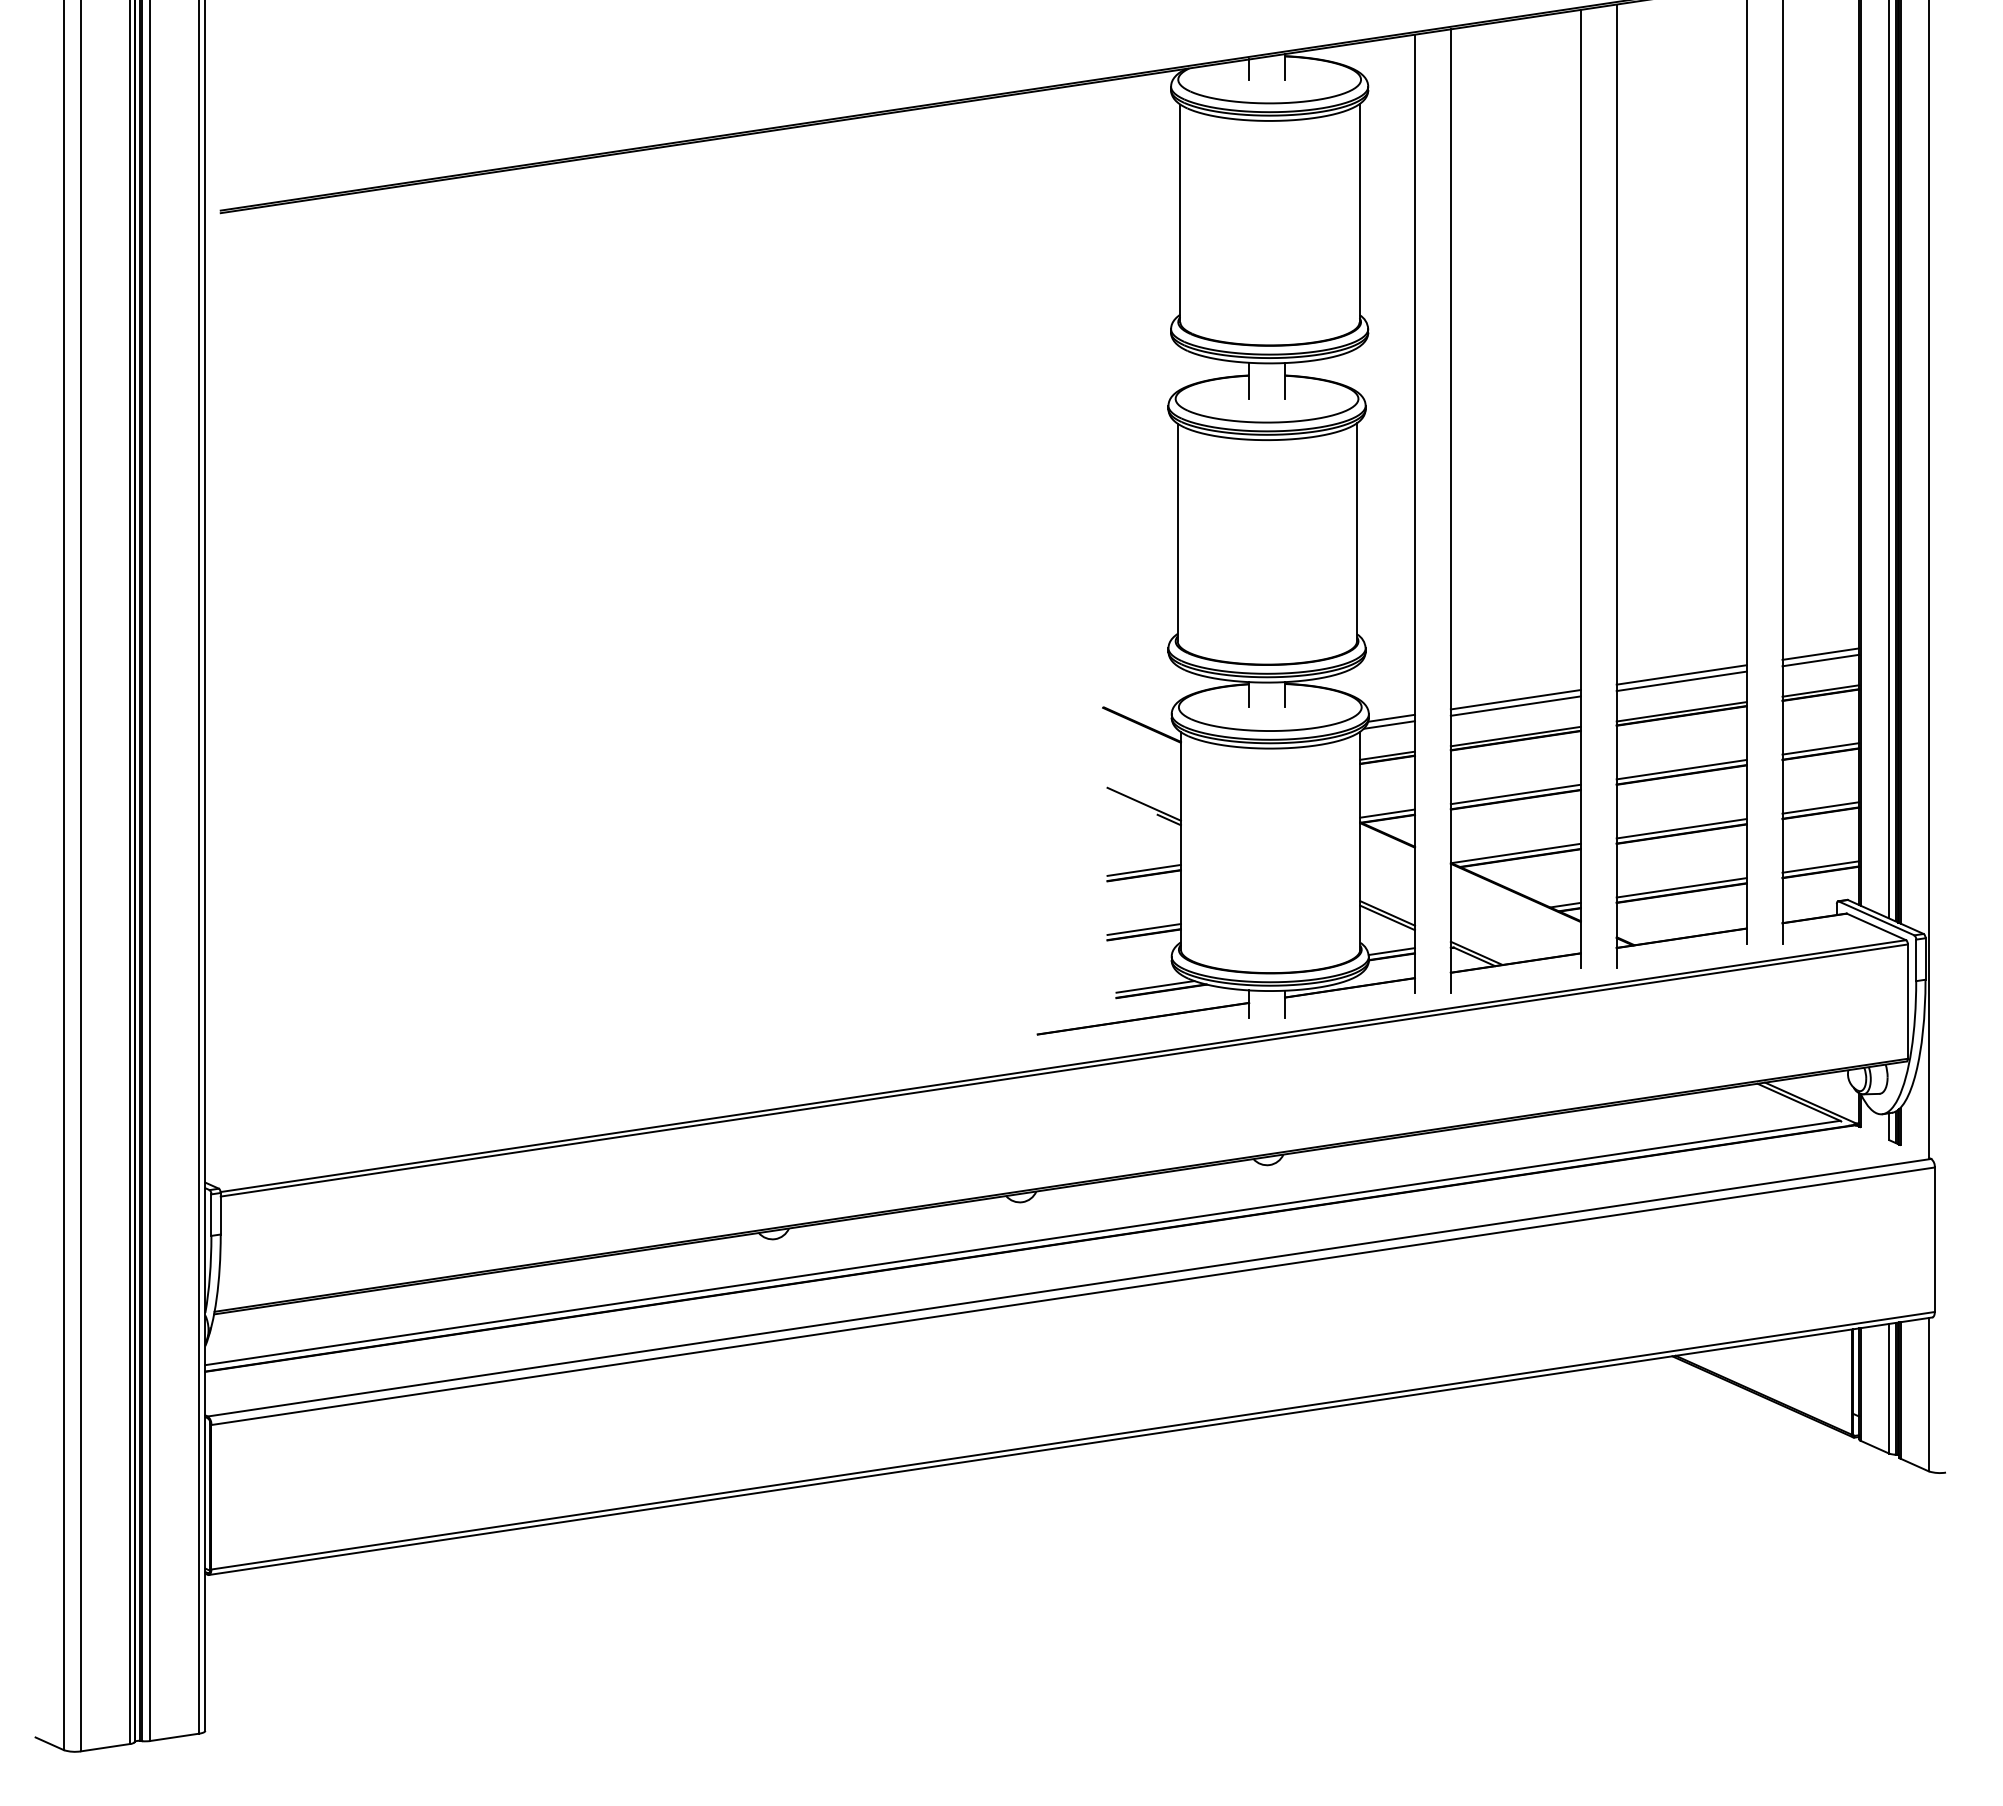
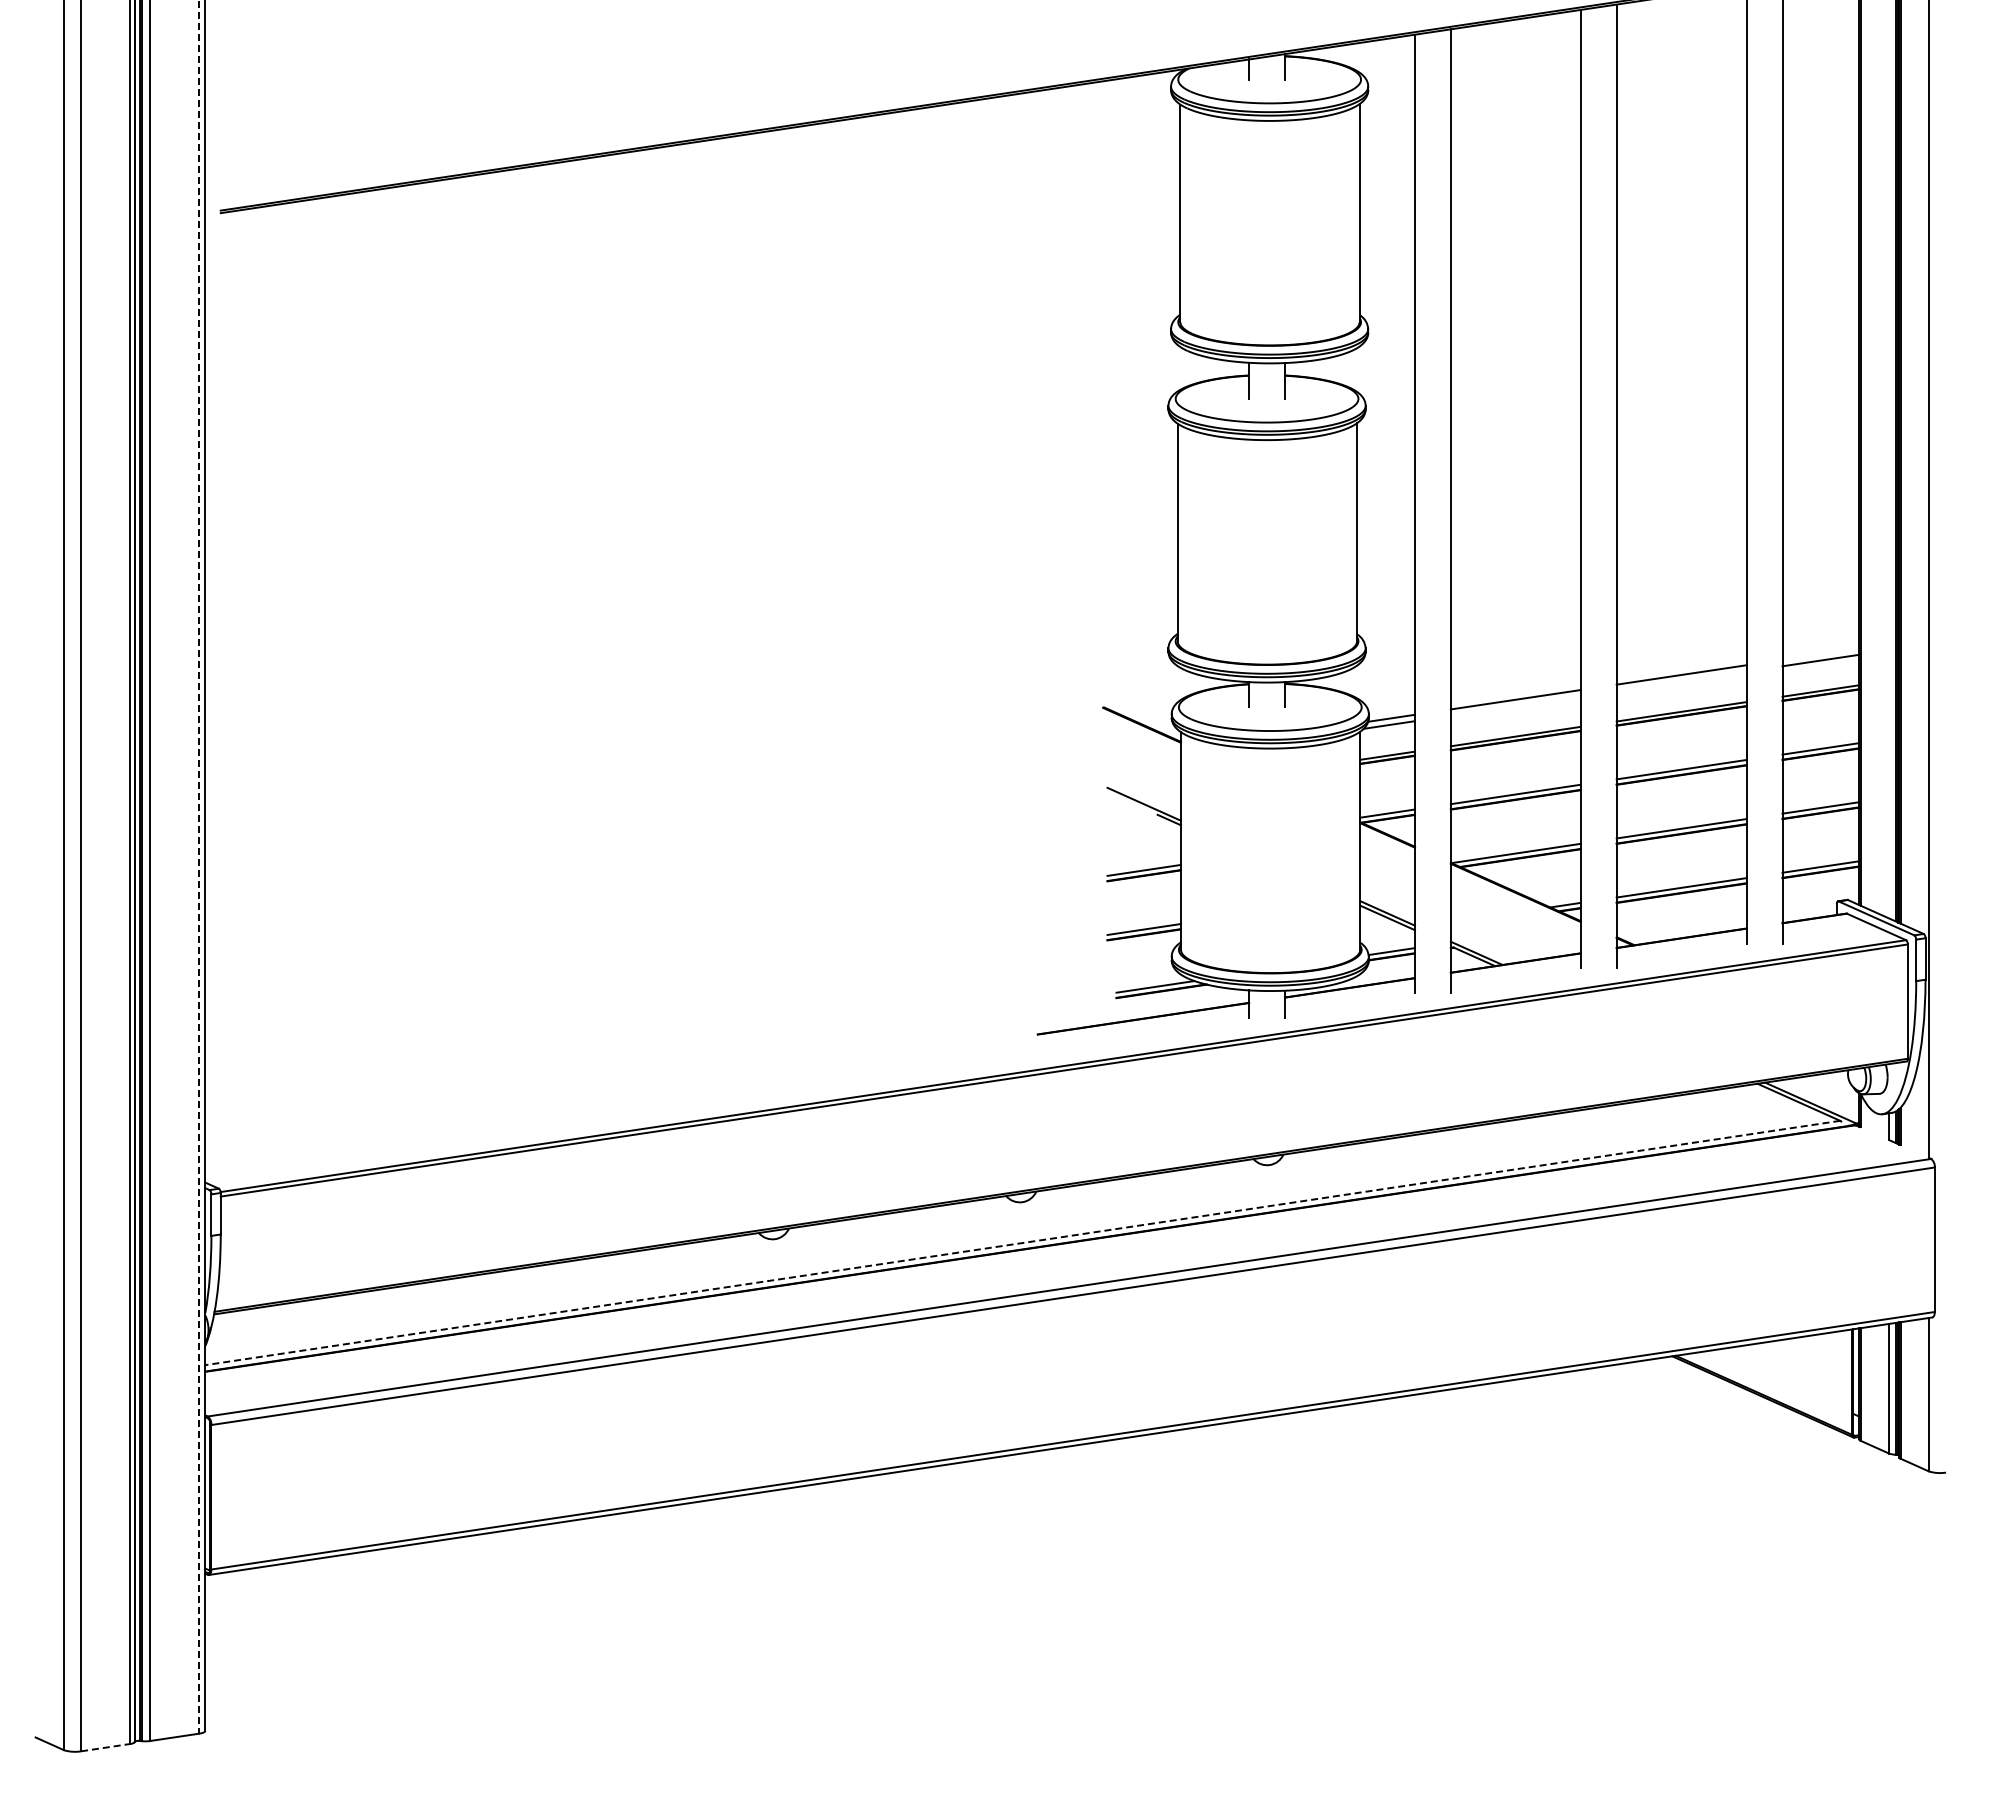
line: present -> none (1889, 460)
line: present -> none (1820, 653)
line: present -> none (1681, 681)
line: present -> none (1515, 705)
line: solid -> dashed (199, 866)
line: solid -> dashed (1022, 1243)
line: solid -> dashed (105, 1747)
